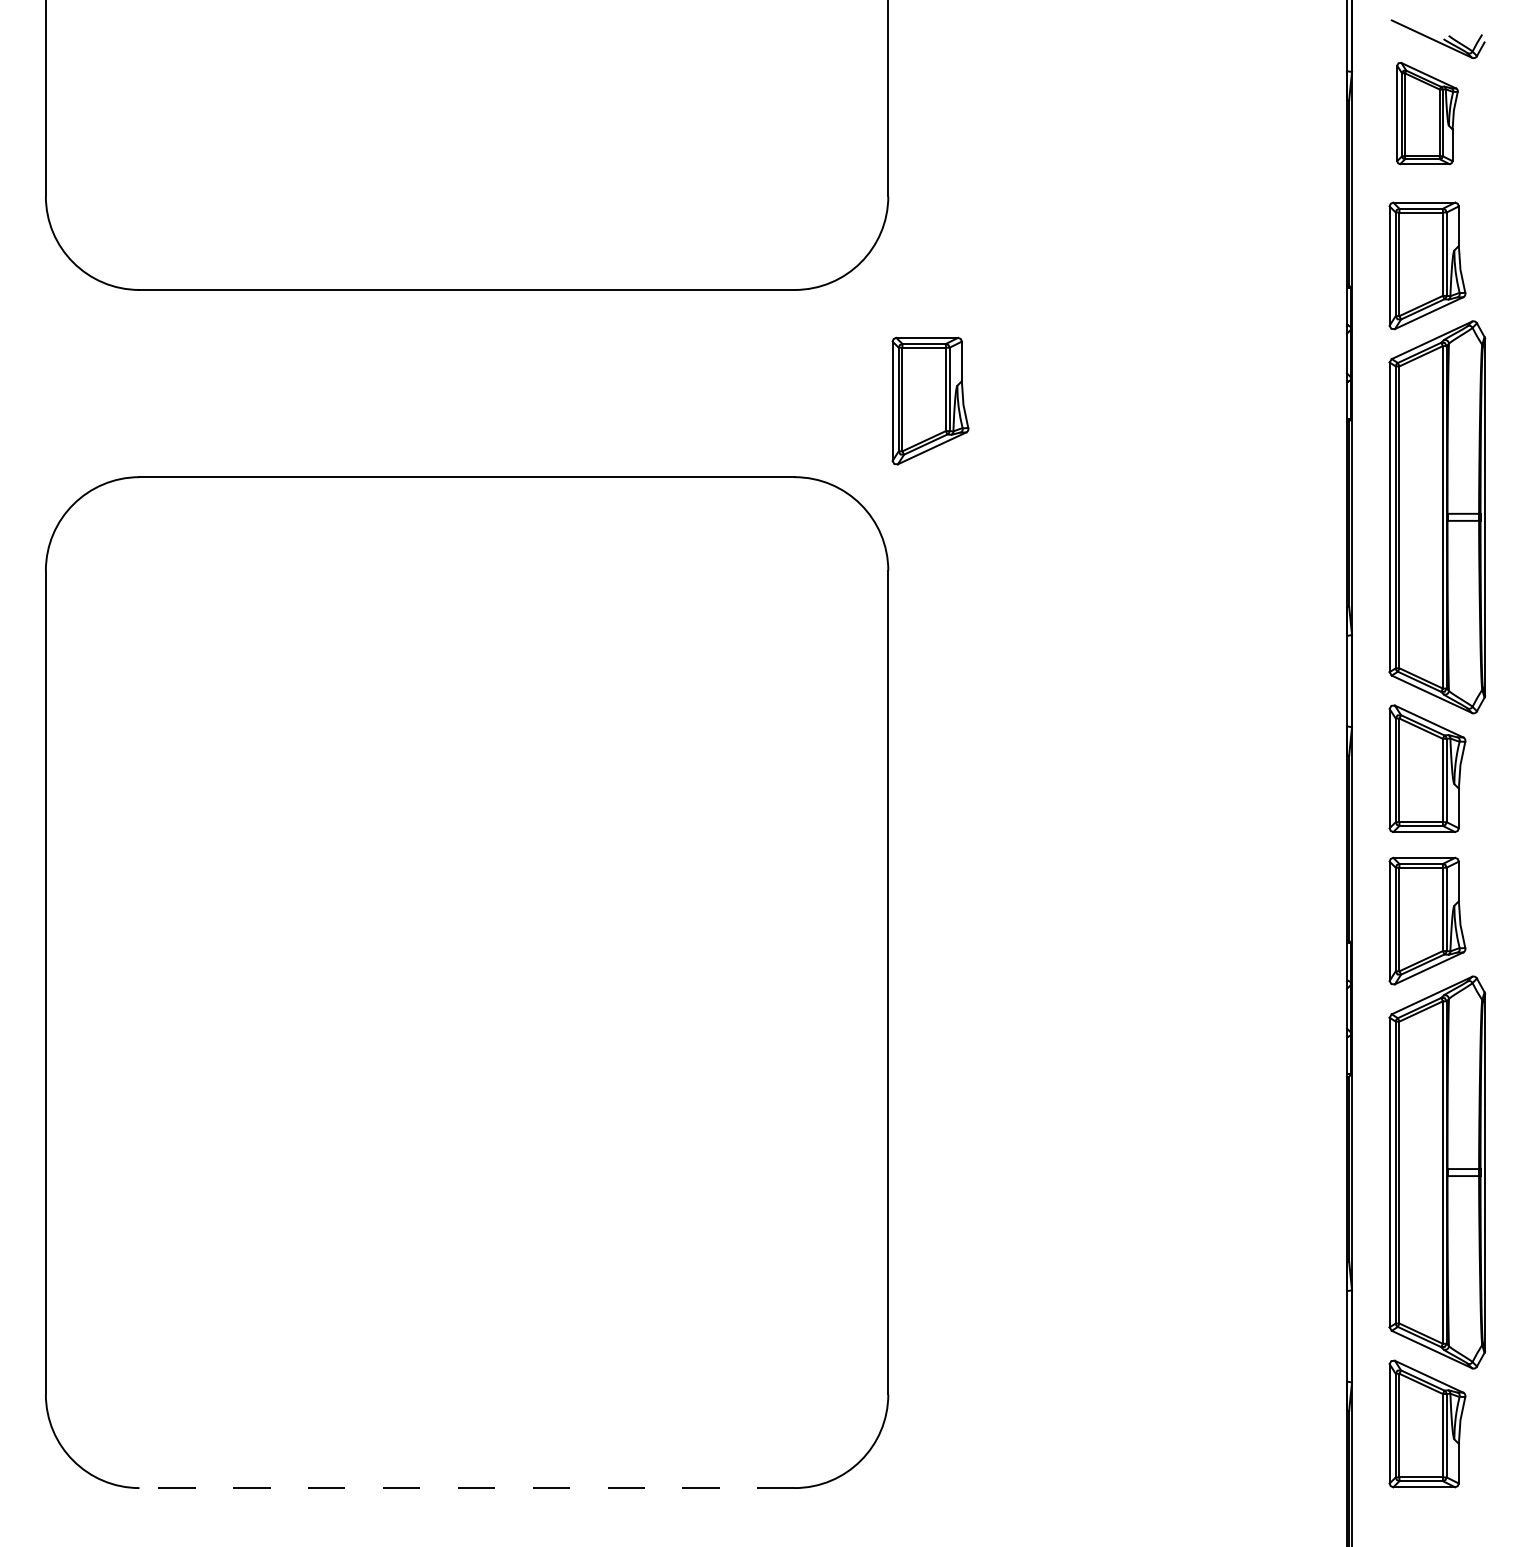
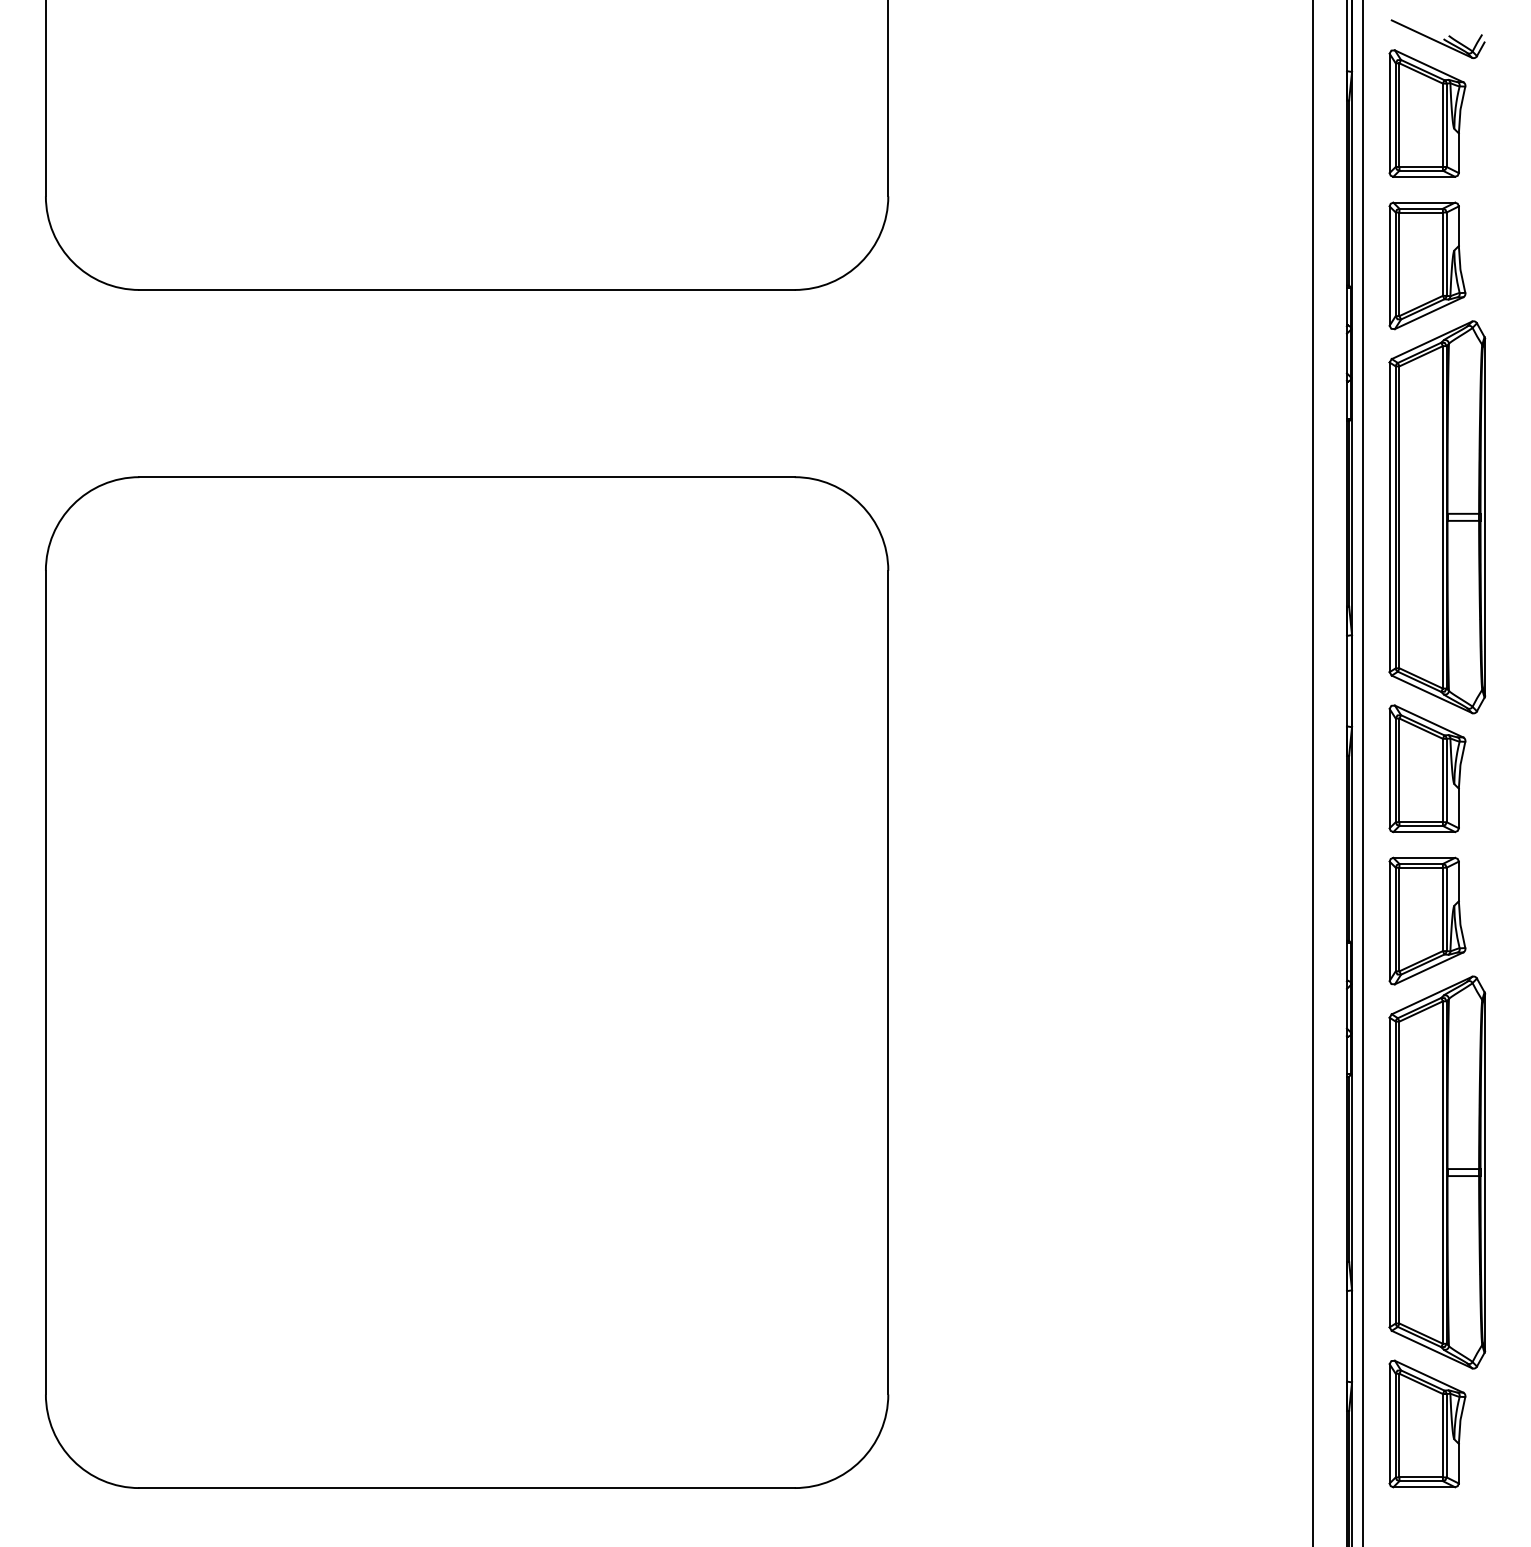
part size: 63x105 px -> 79x129 px (1427, 113)
part: present -> none (930, 400)
line: none -> present (1313, 772)
line: none -> present (1363, 772)
line: dashed -> solid (467, 1488)
